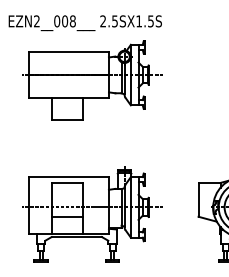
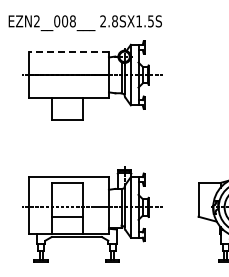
text: 2.5SX1.5S -> 2.8SX1.5S (114, 21)
line: solid -> dashed (69, 51)
